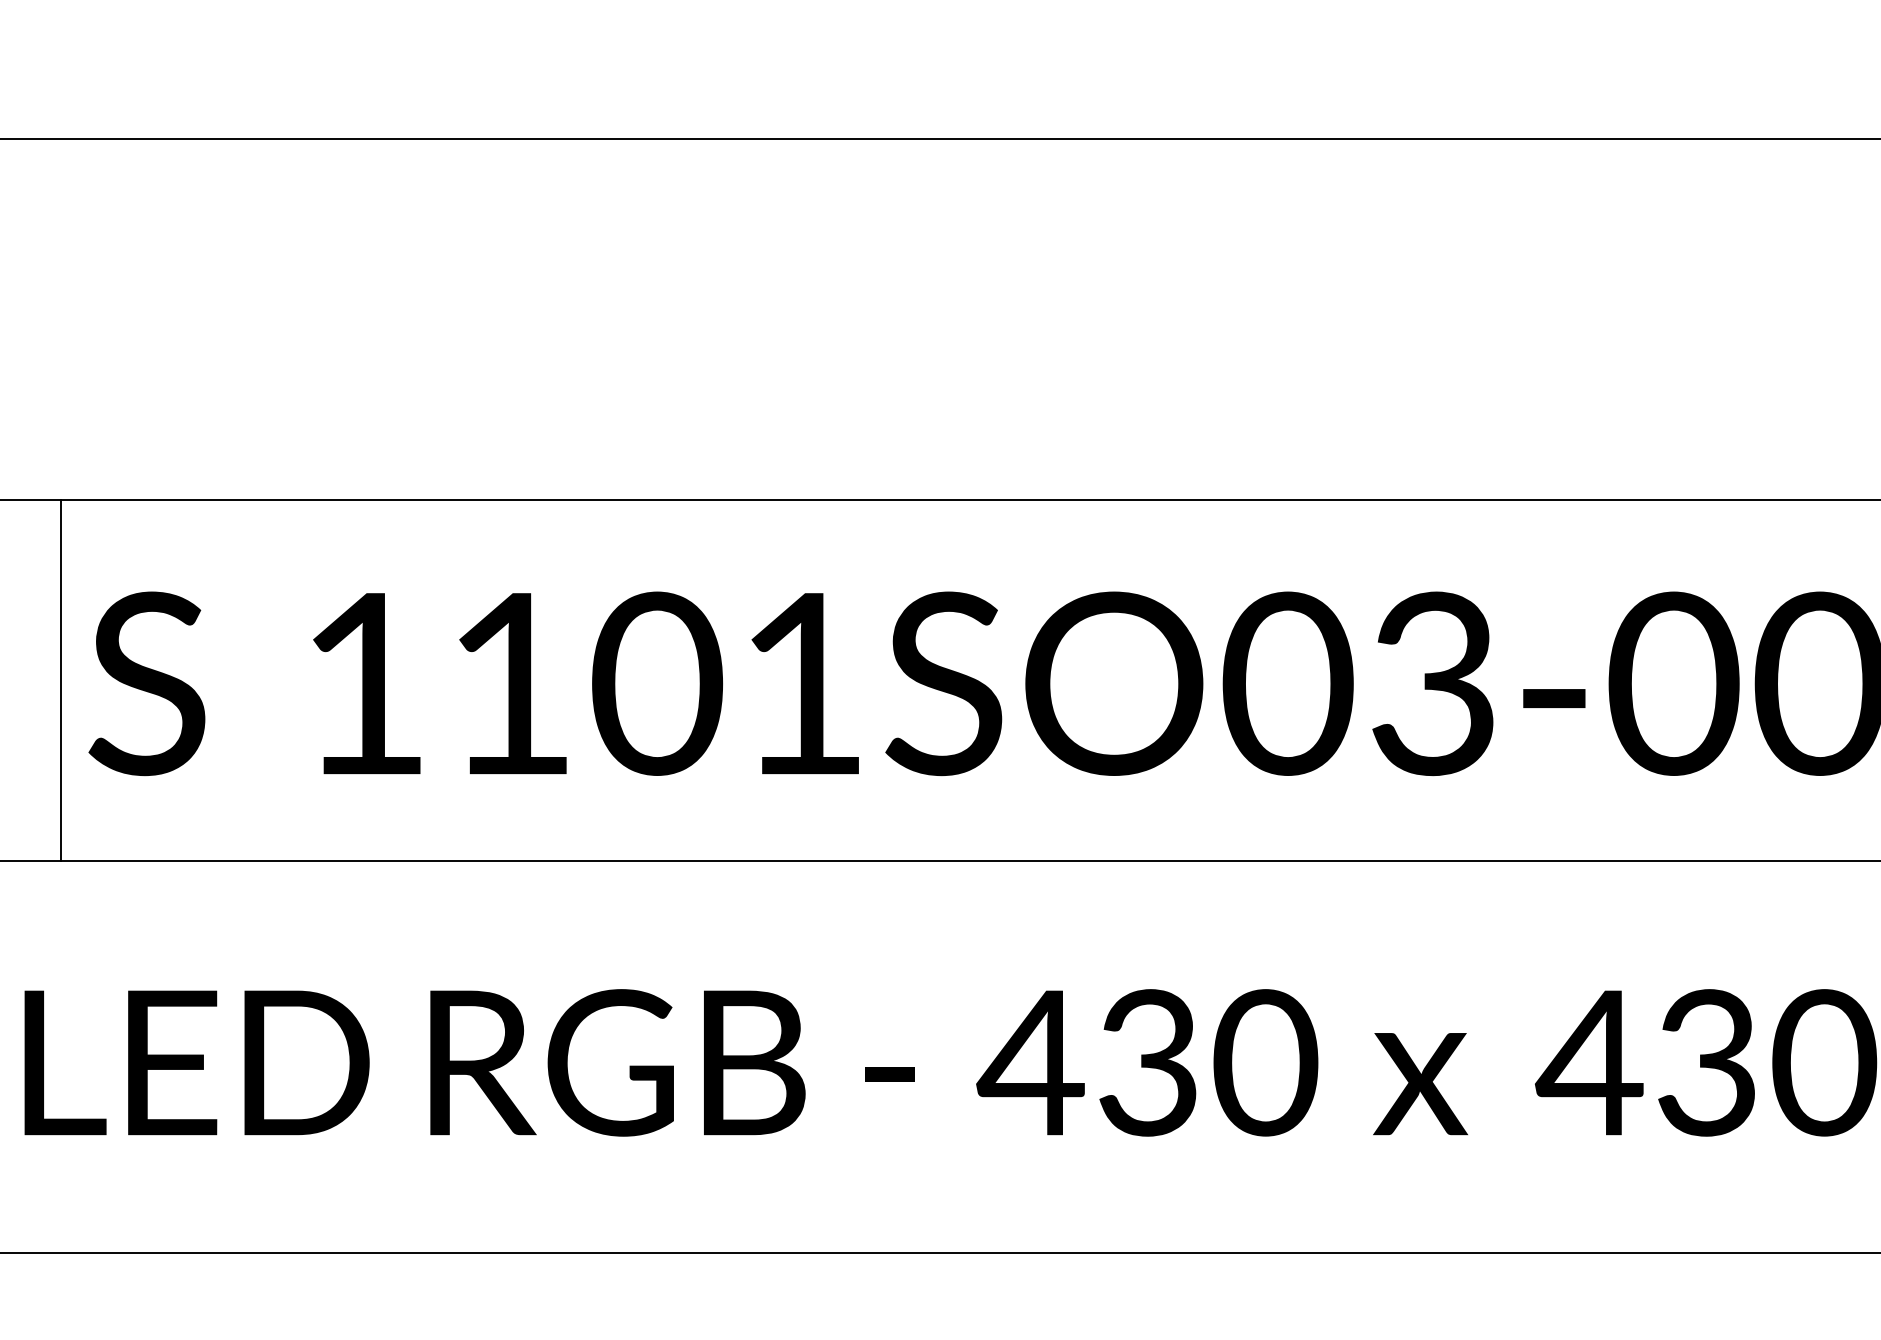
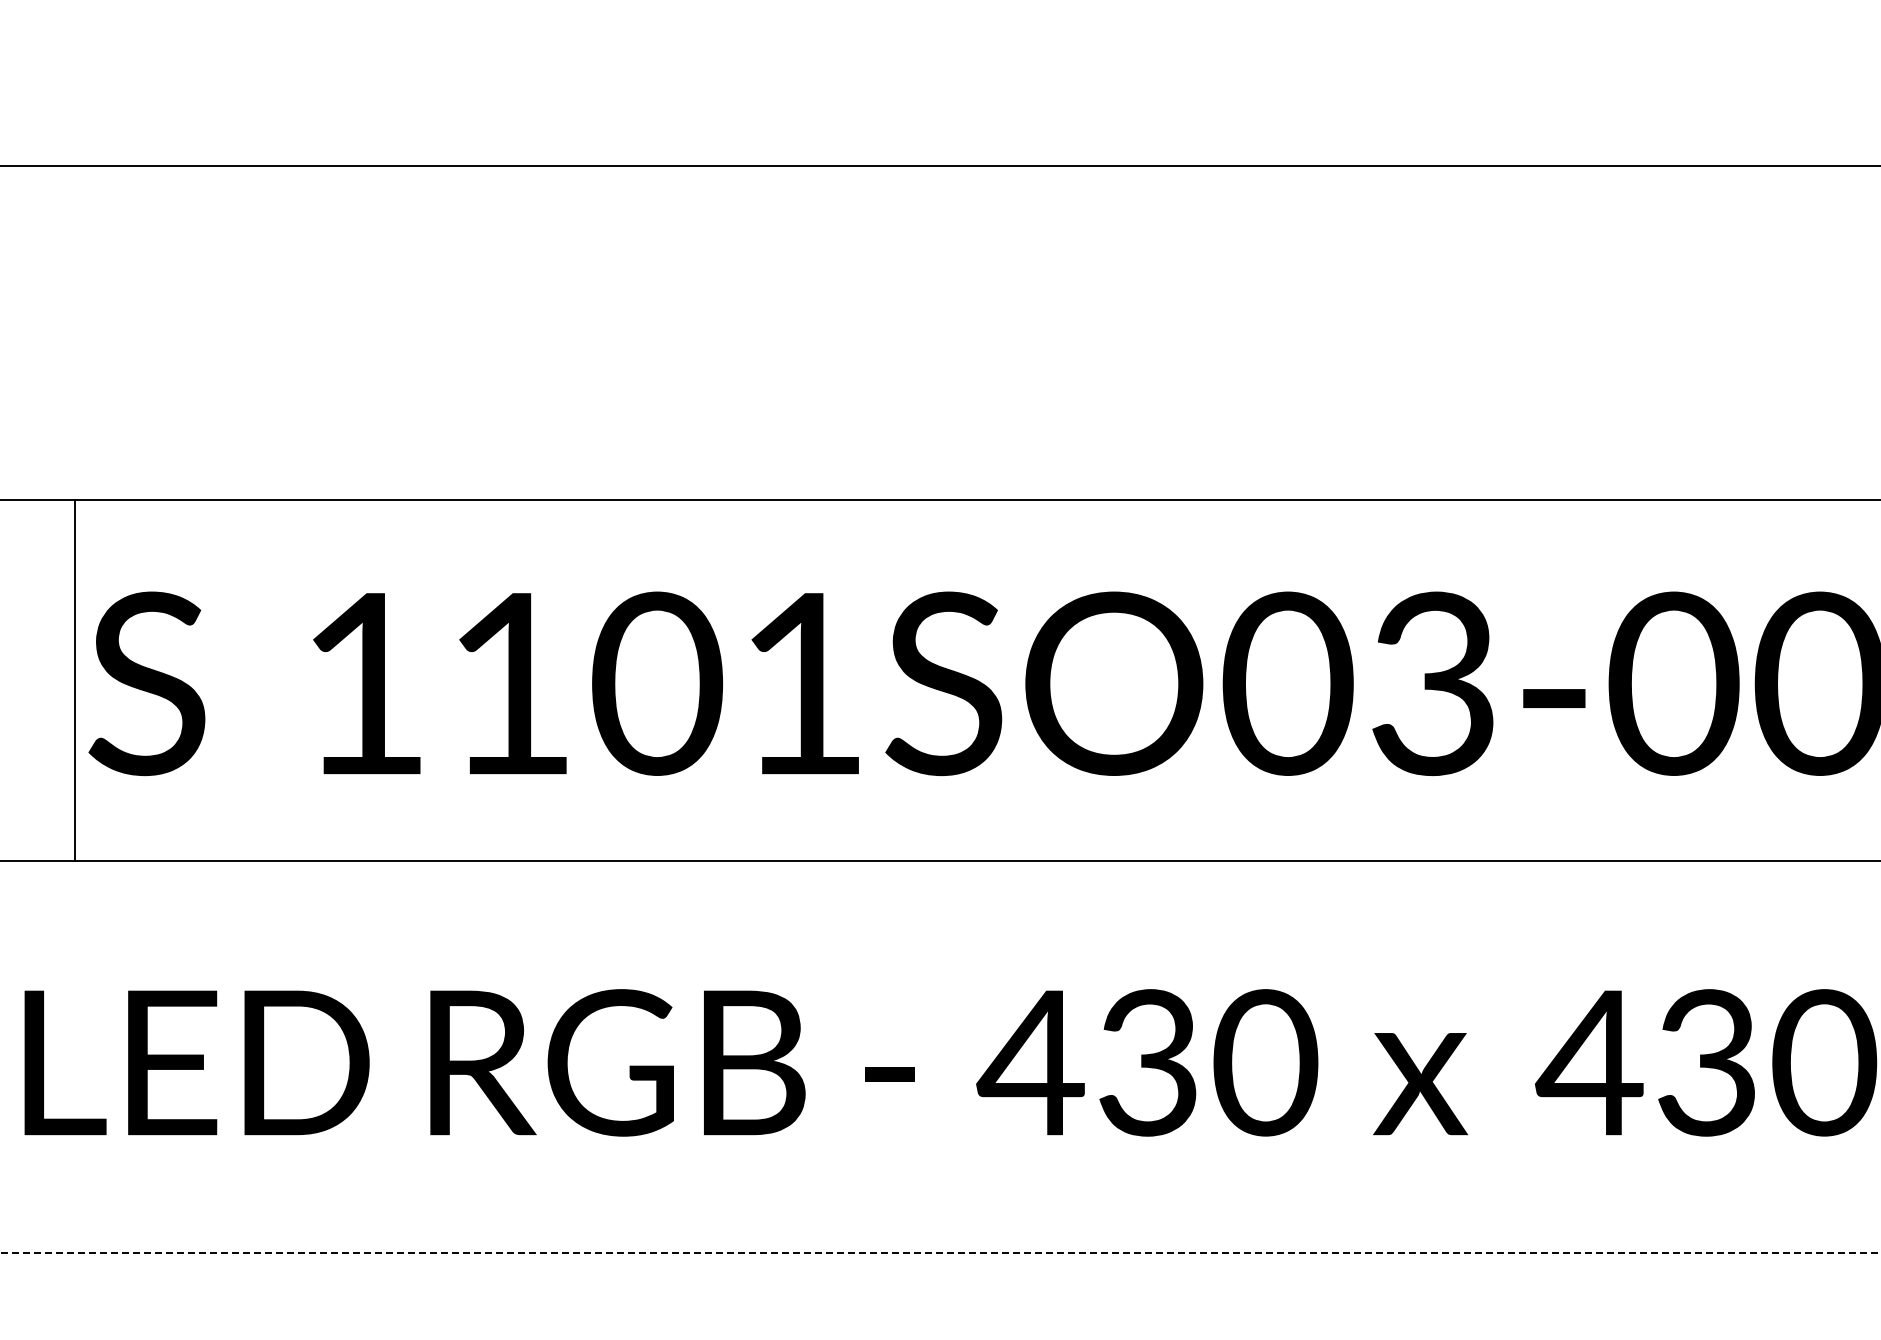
line position: (939, 138) -> (939, 165) (939, 165)
line position: (60, 680) -> (74, 680) (74, 680)
line: solid -> dashed (941, 1252)
